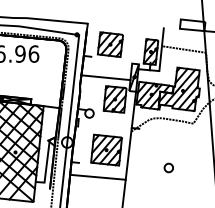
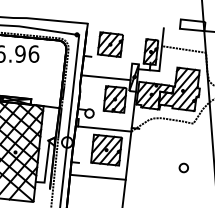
line: none -> present (103, 128)
part position: (168, 167) -> (183, 167) (183, 167)
